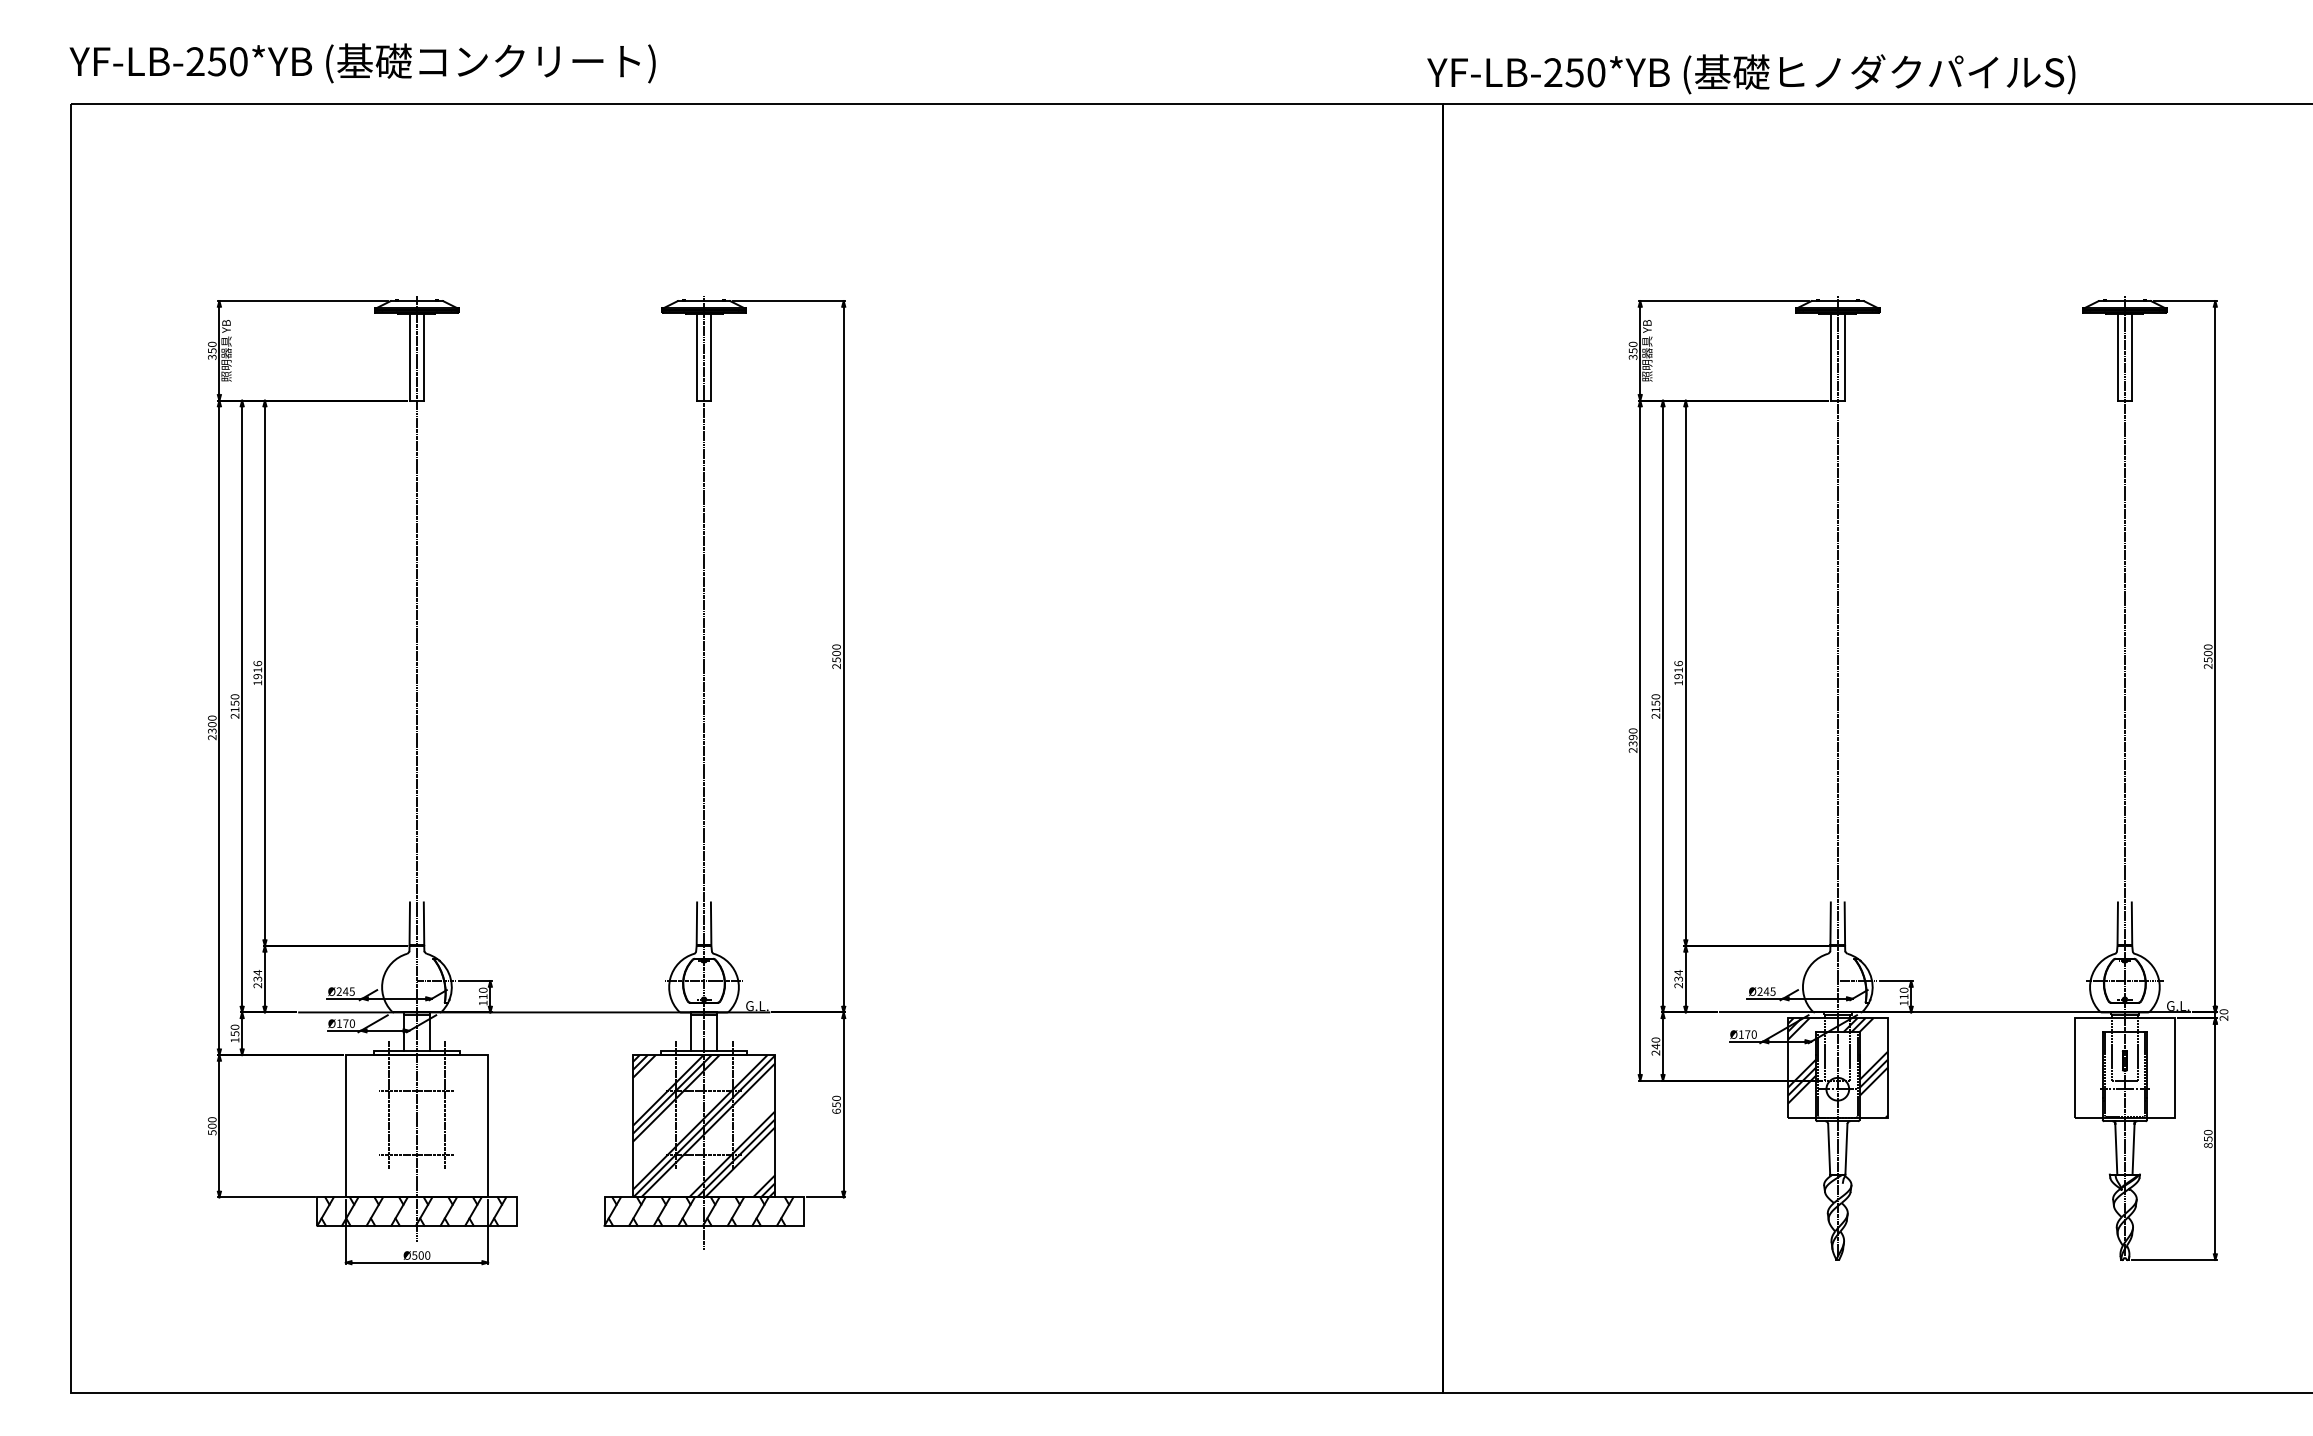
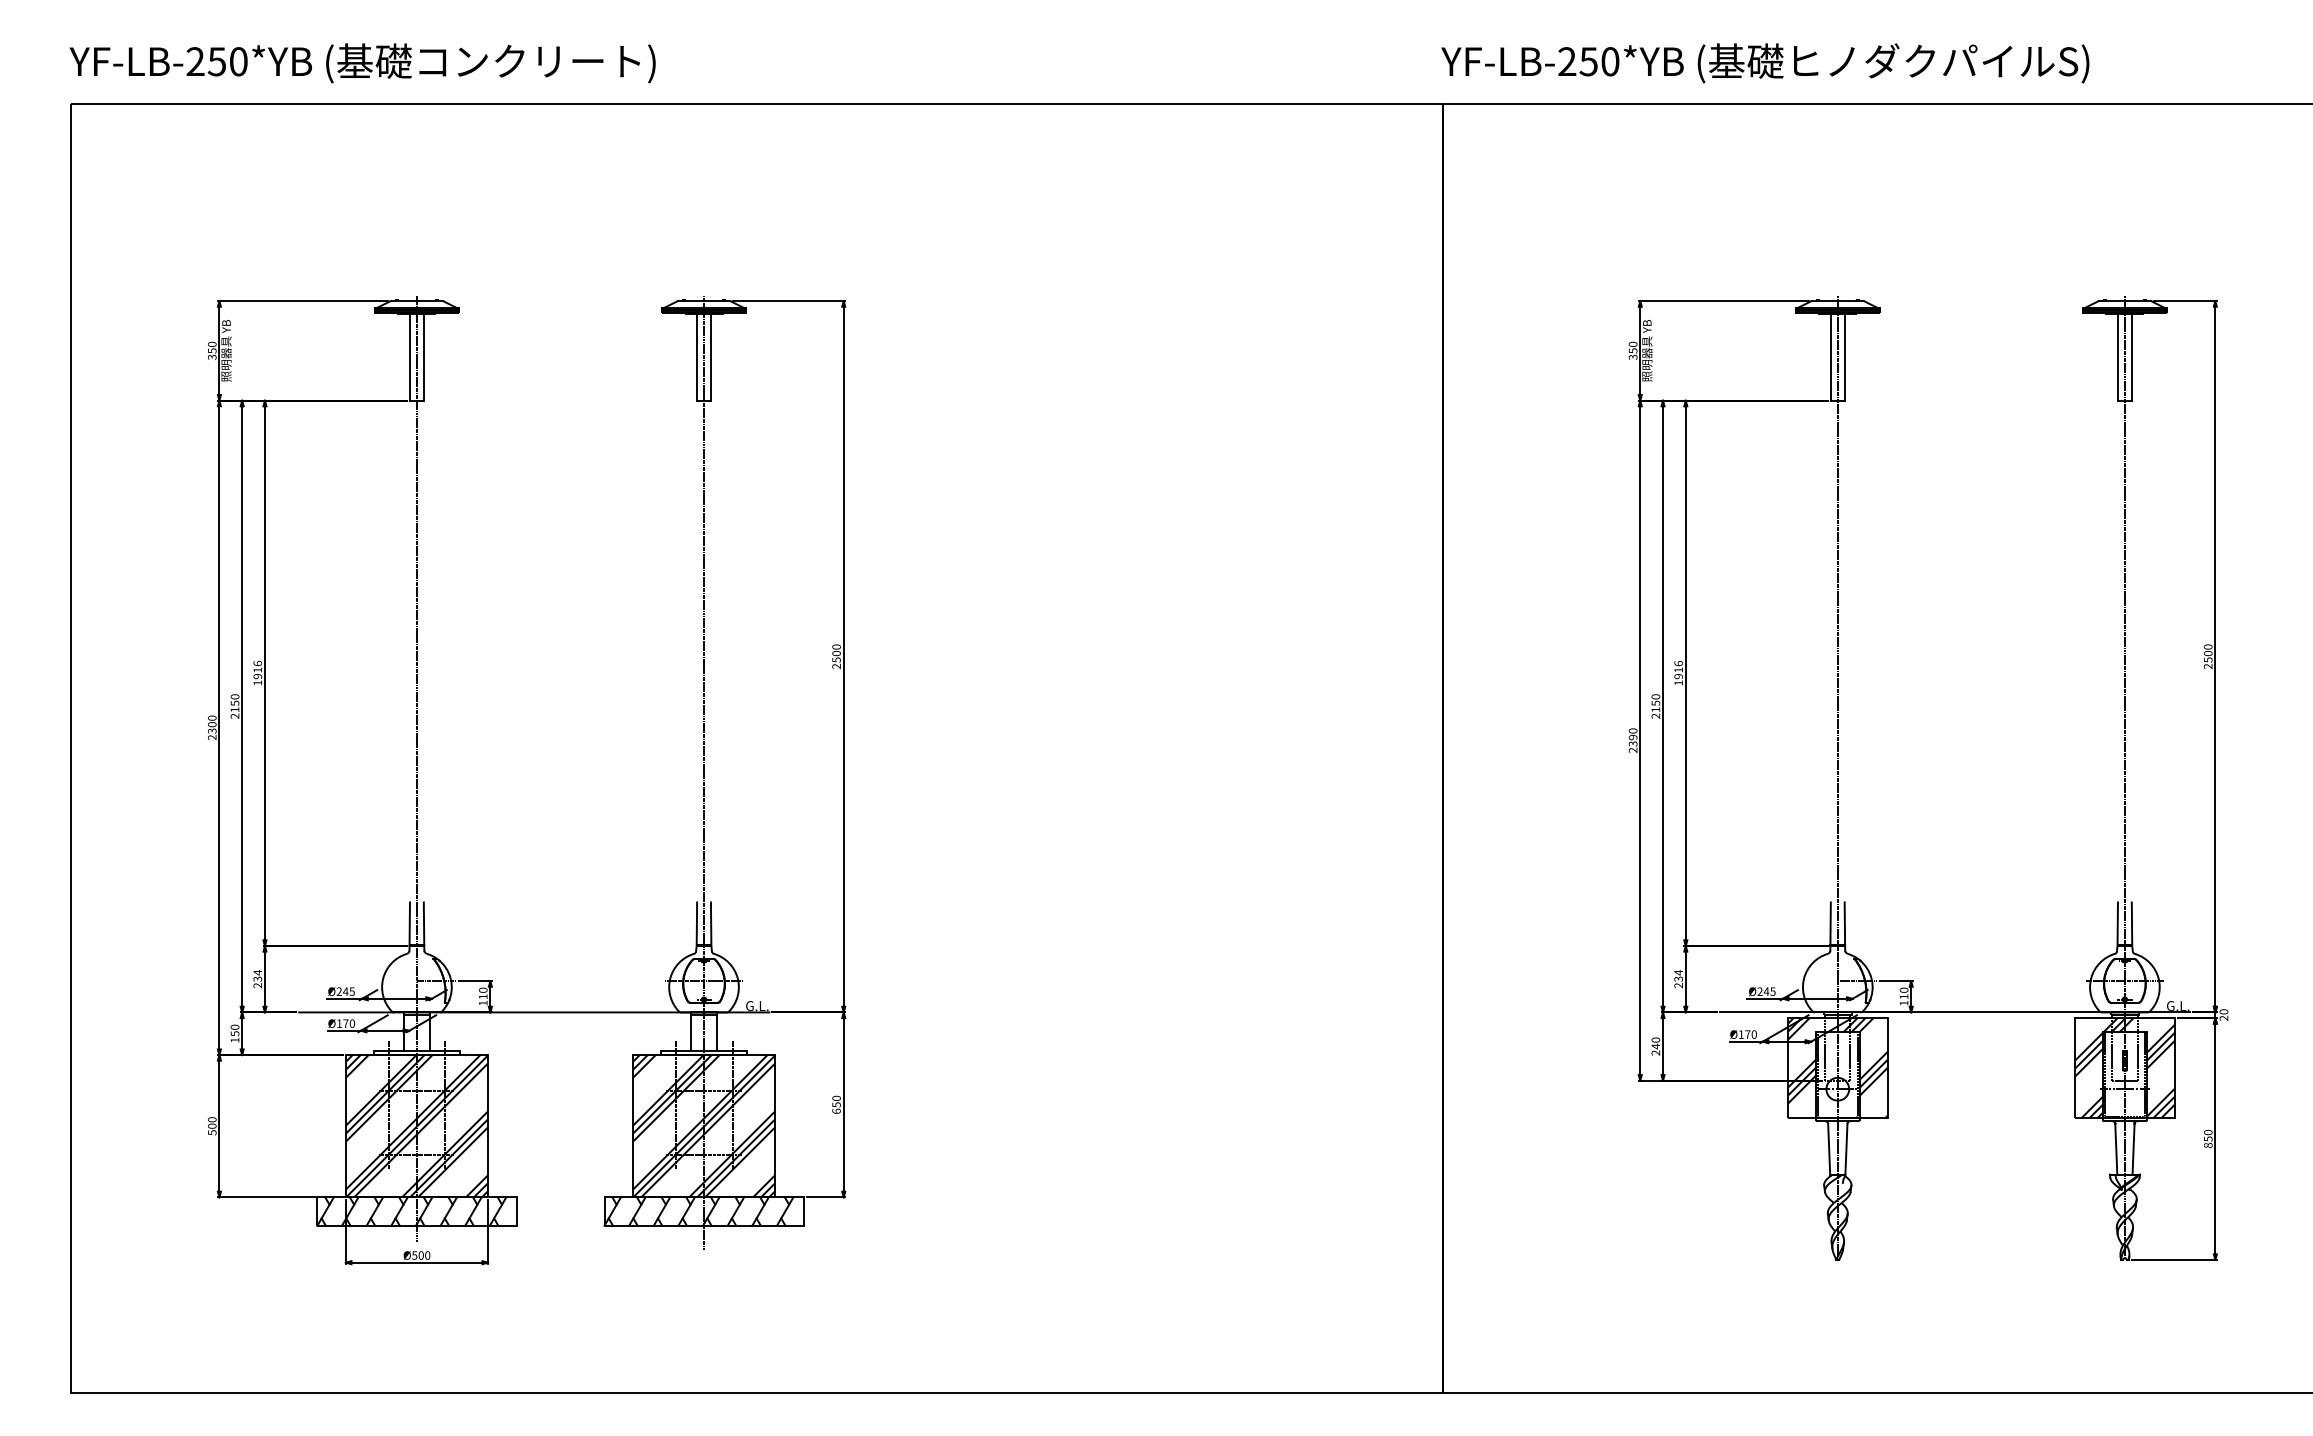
text position: (1751, 74) -> (1765, 63) (1765, 63)
hatch: none -> present (2124, 1067)
hatch: none -> present (416, 1126)
